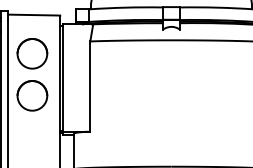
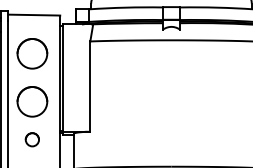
part position: (32, 95) -> (32, 101) (32, 101)
circle: none -> present (31, 139)
